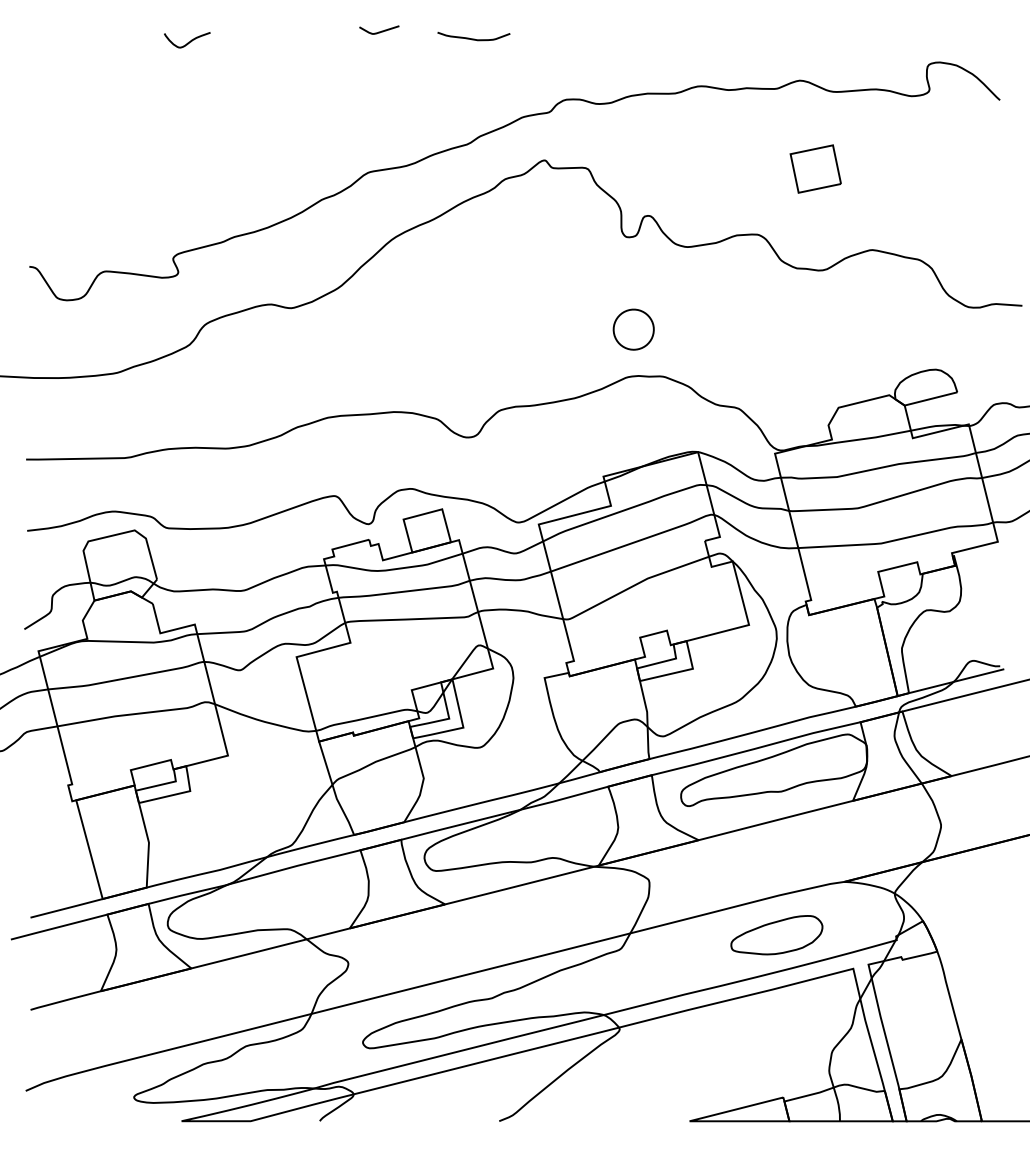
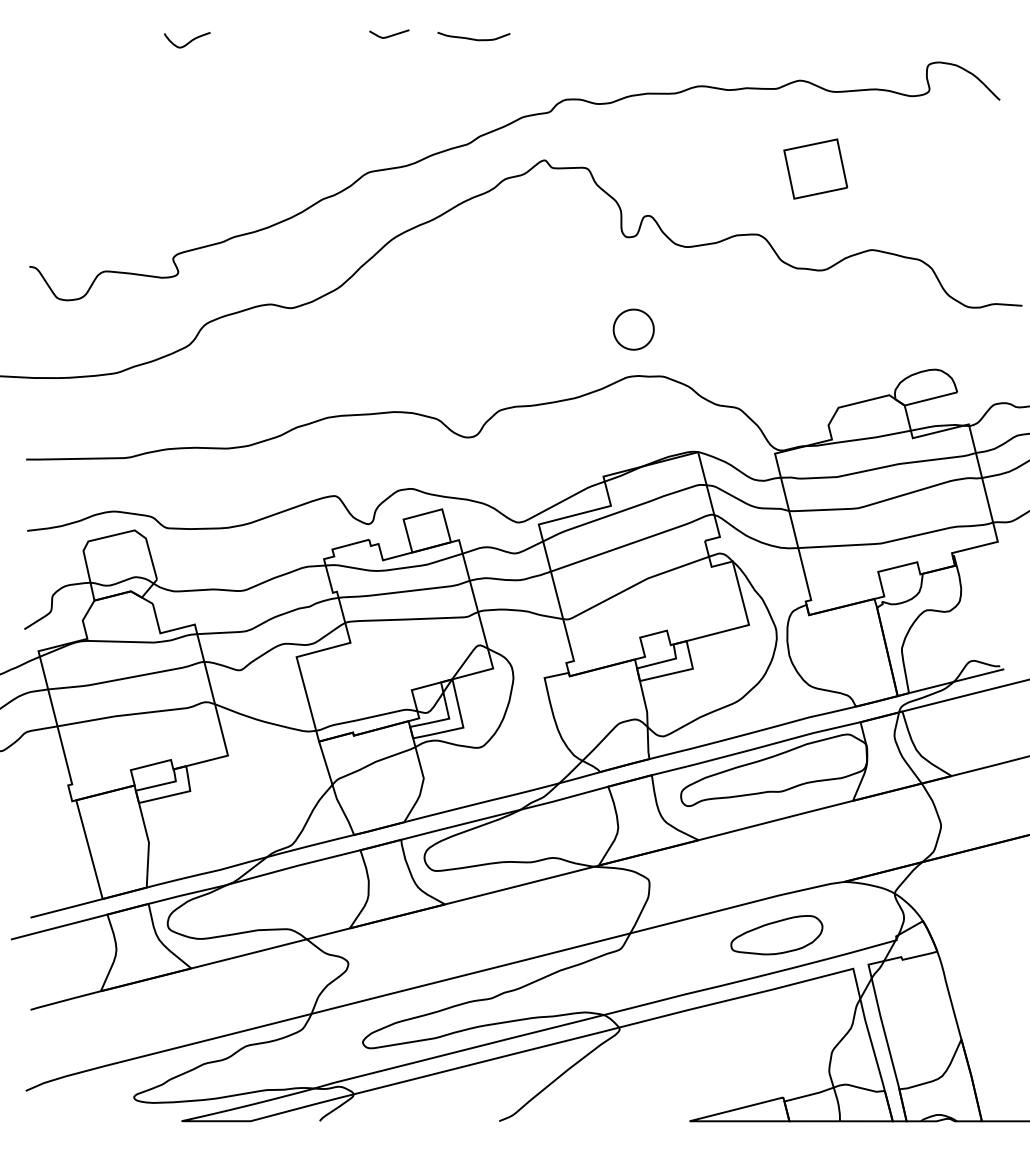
curve position: (379, 31) -> (389, 35) (389, 35)
part size: 53x50 px -> 66x62 px (815, 168)
